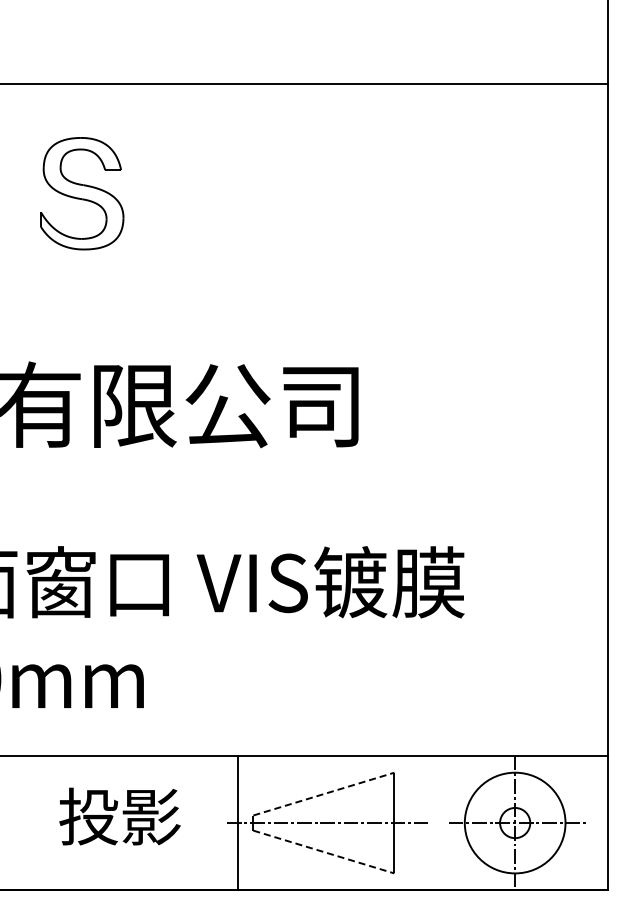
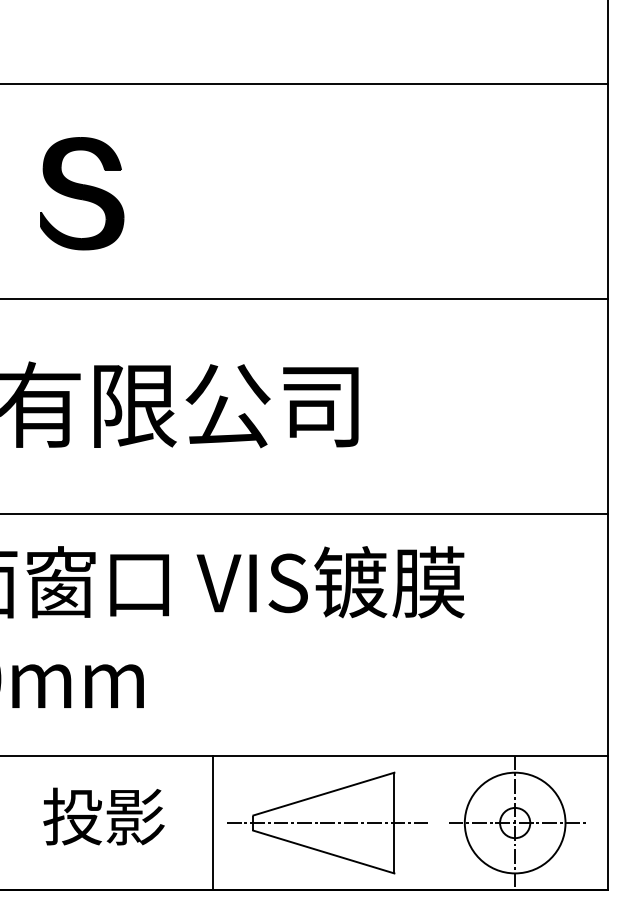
fill: none -> present (81, 193)
line: none -> present (305, 299)
line: none -> present (305, 514)
line: dashed -> solid (323, 794)
text position: (119, 816) -> (103, 816) (103, 816)
line position: (237, 822) -> (212, 822) (212, 822)
line: dashed -> solid (323, 852)
